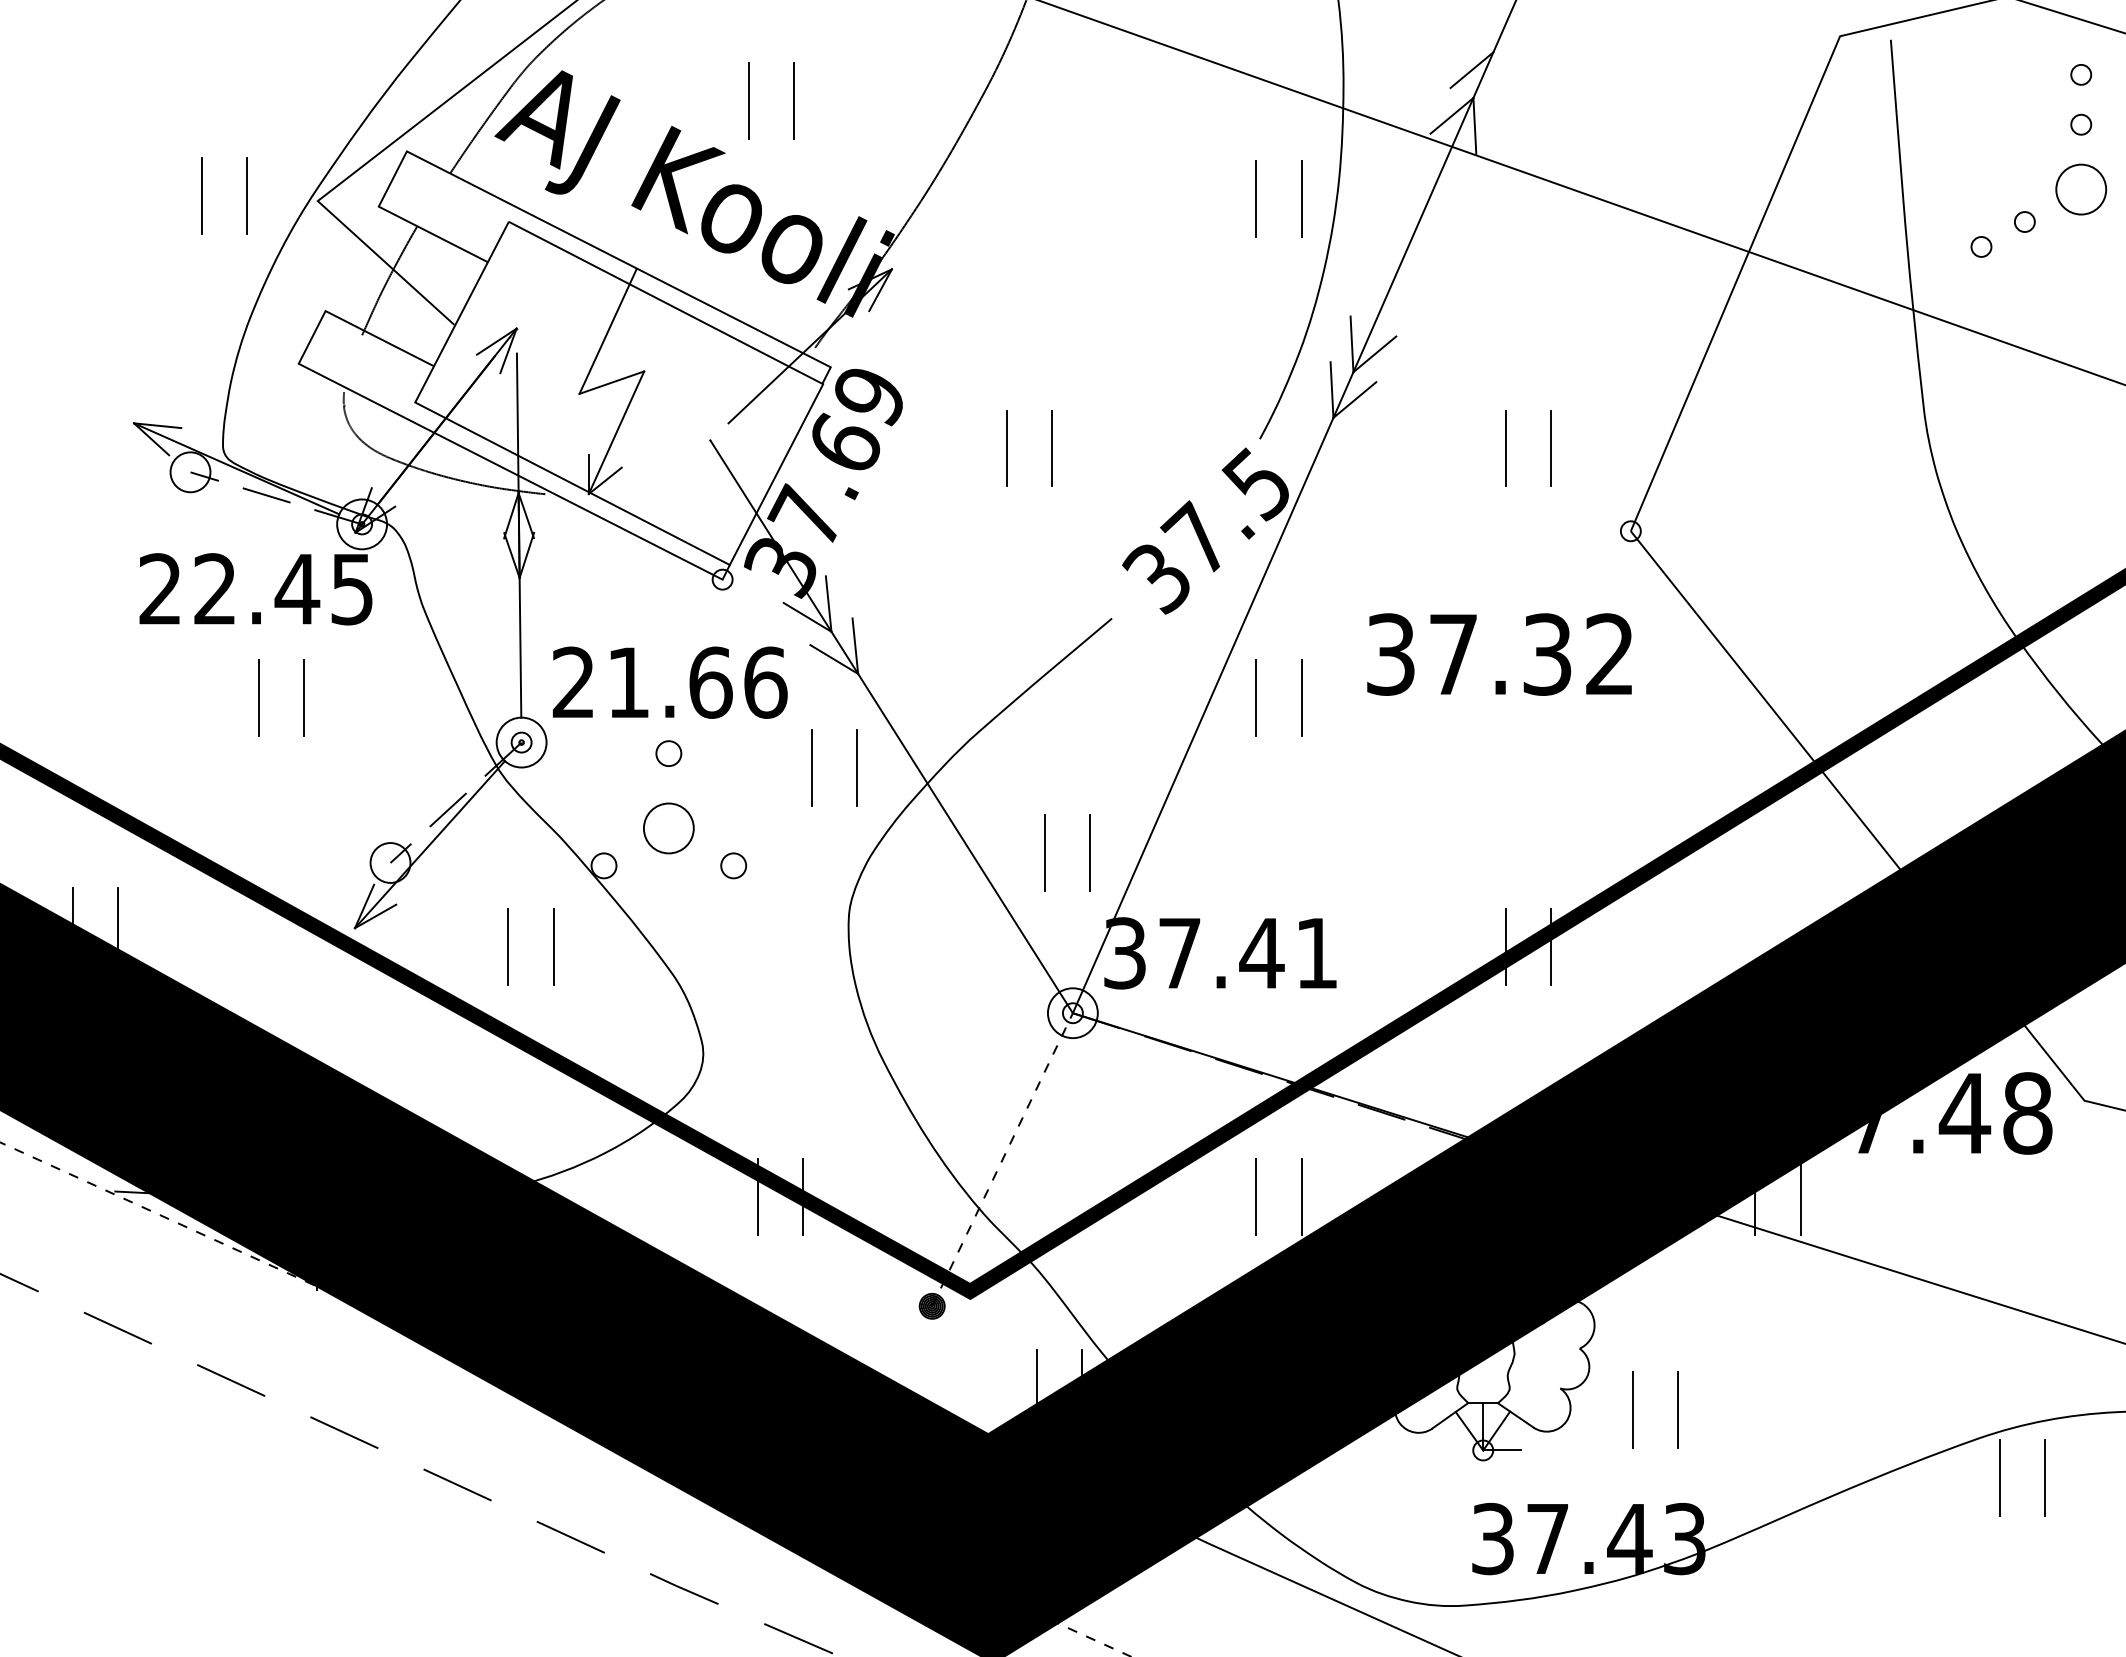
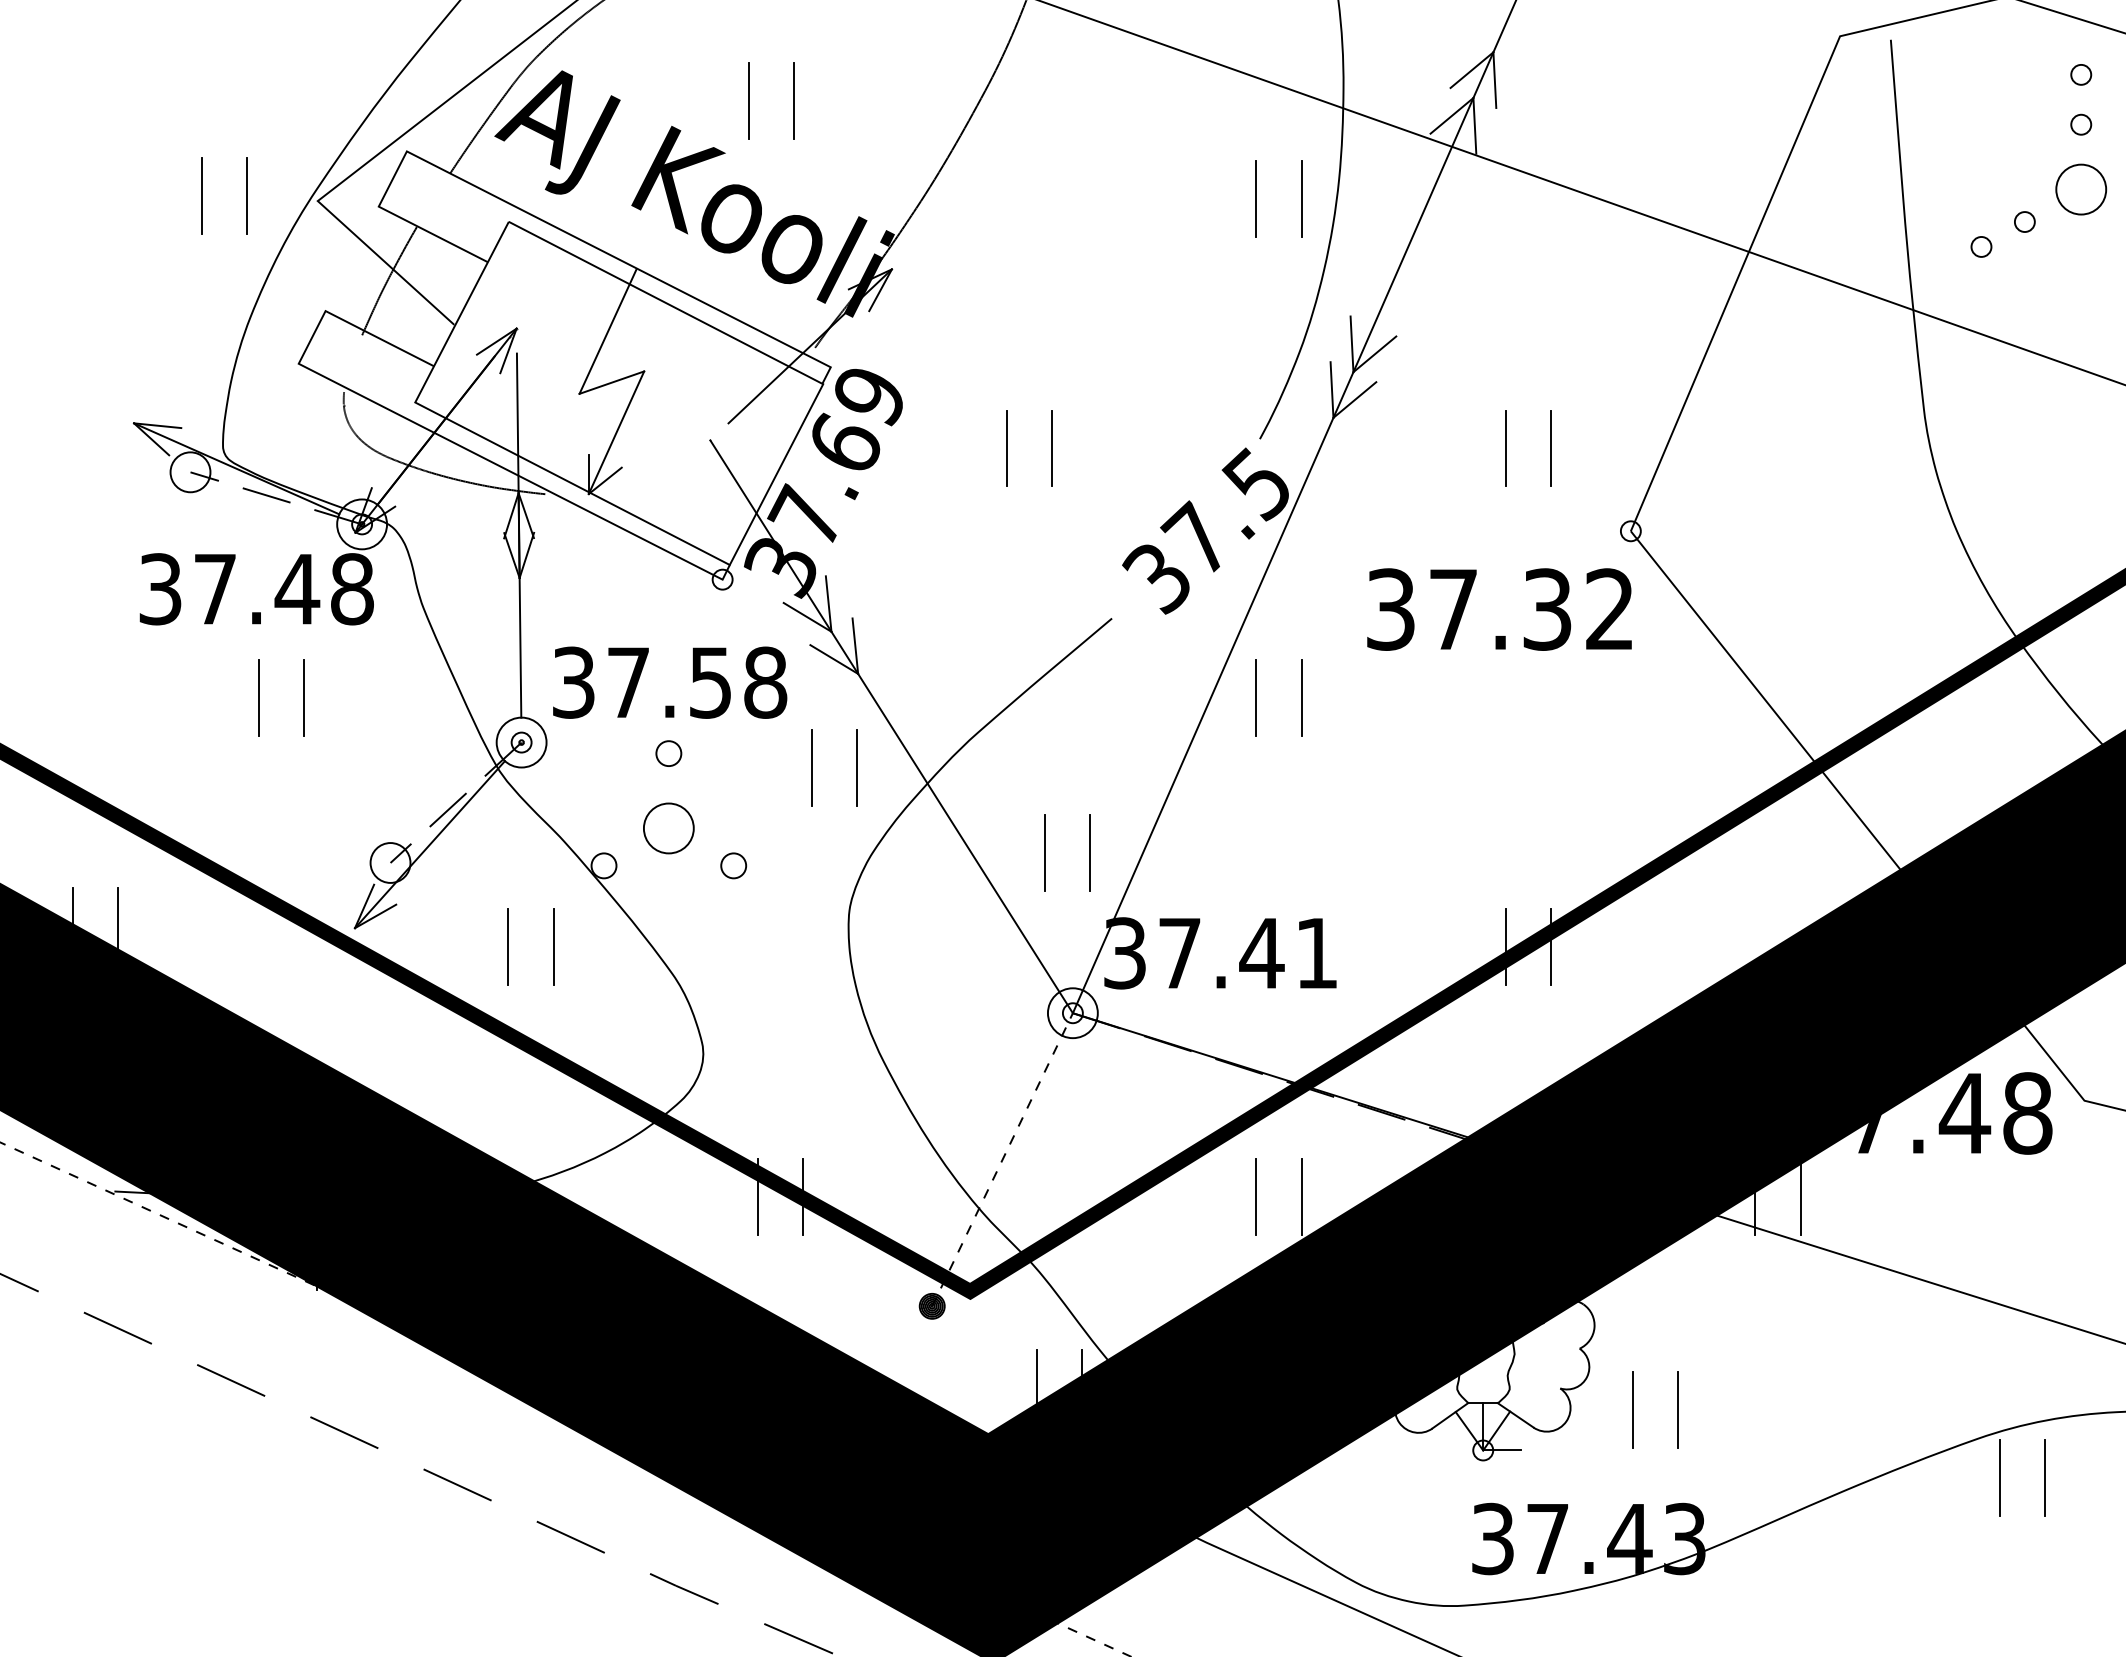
line: none -> present (1494, 80)
text: 22.45 -> 37.48 (256, 589)
text position: (1499, 654) -> (1499, 609) (1499, 609)
text: 21.66 -> 37.58 (669, 682)
